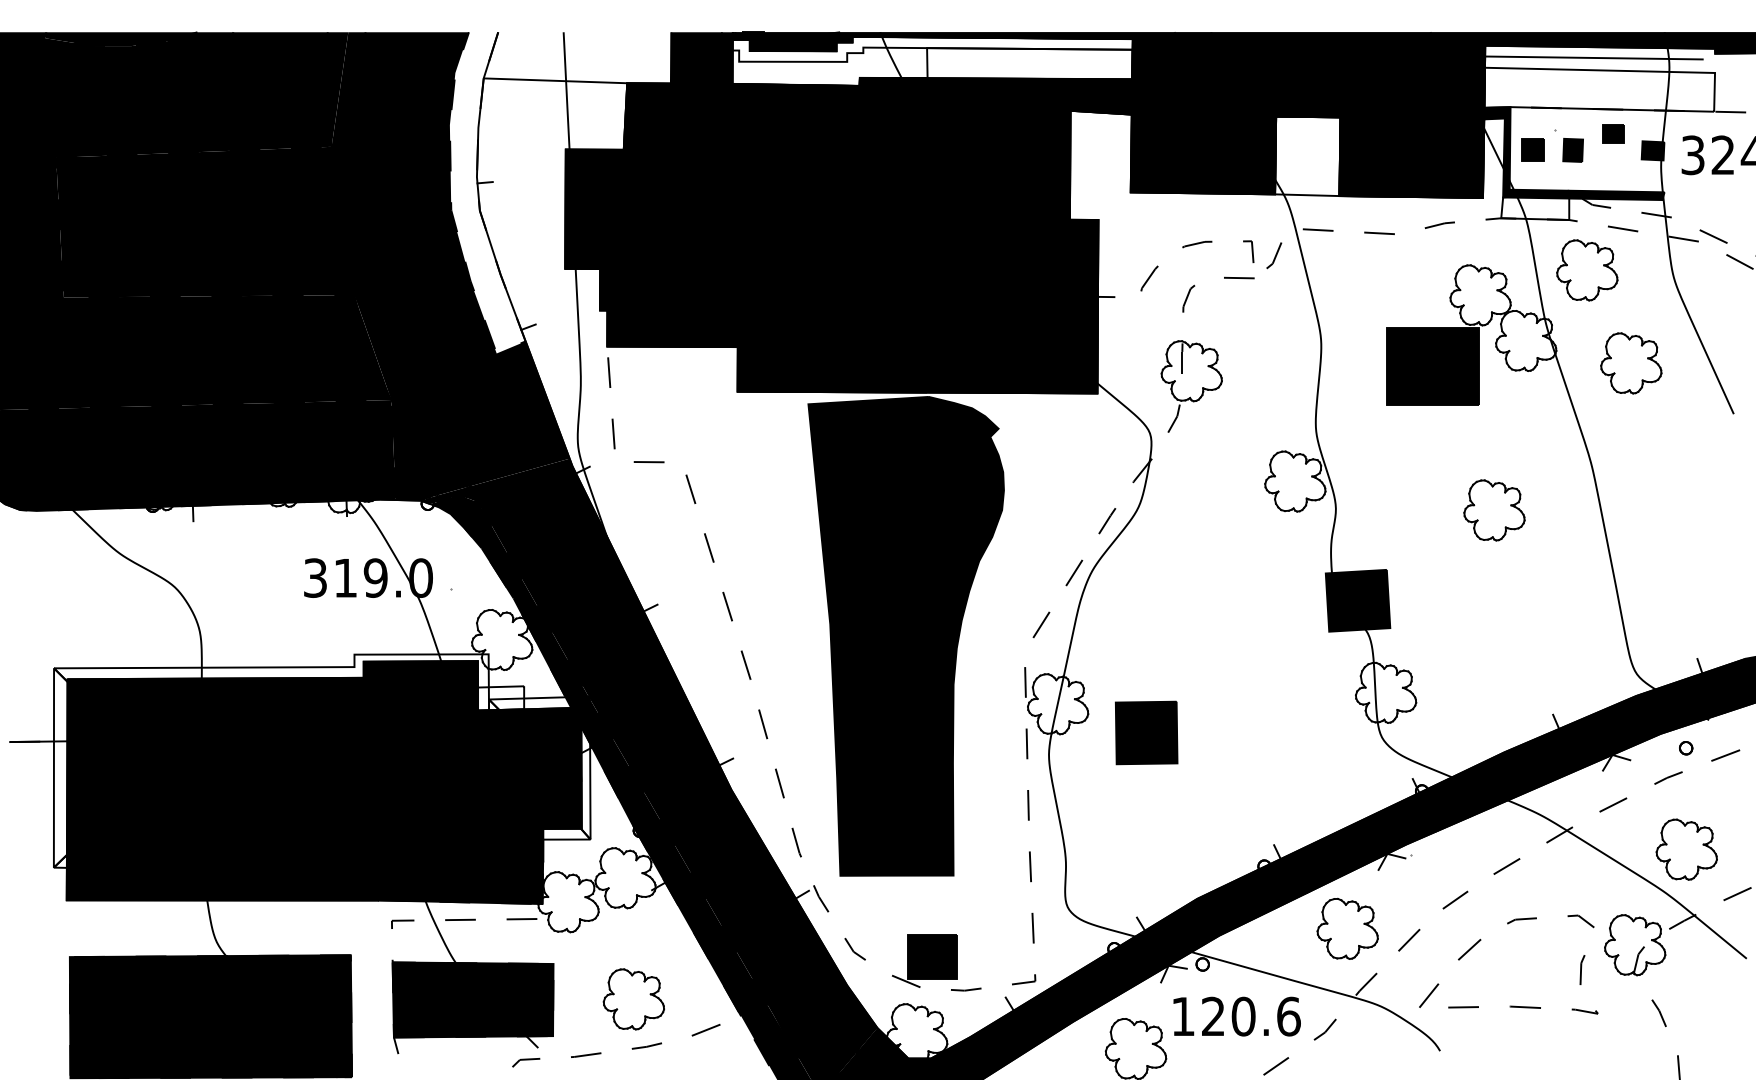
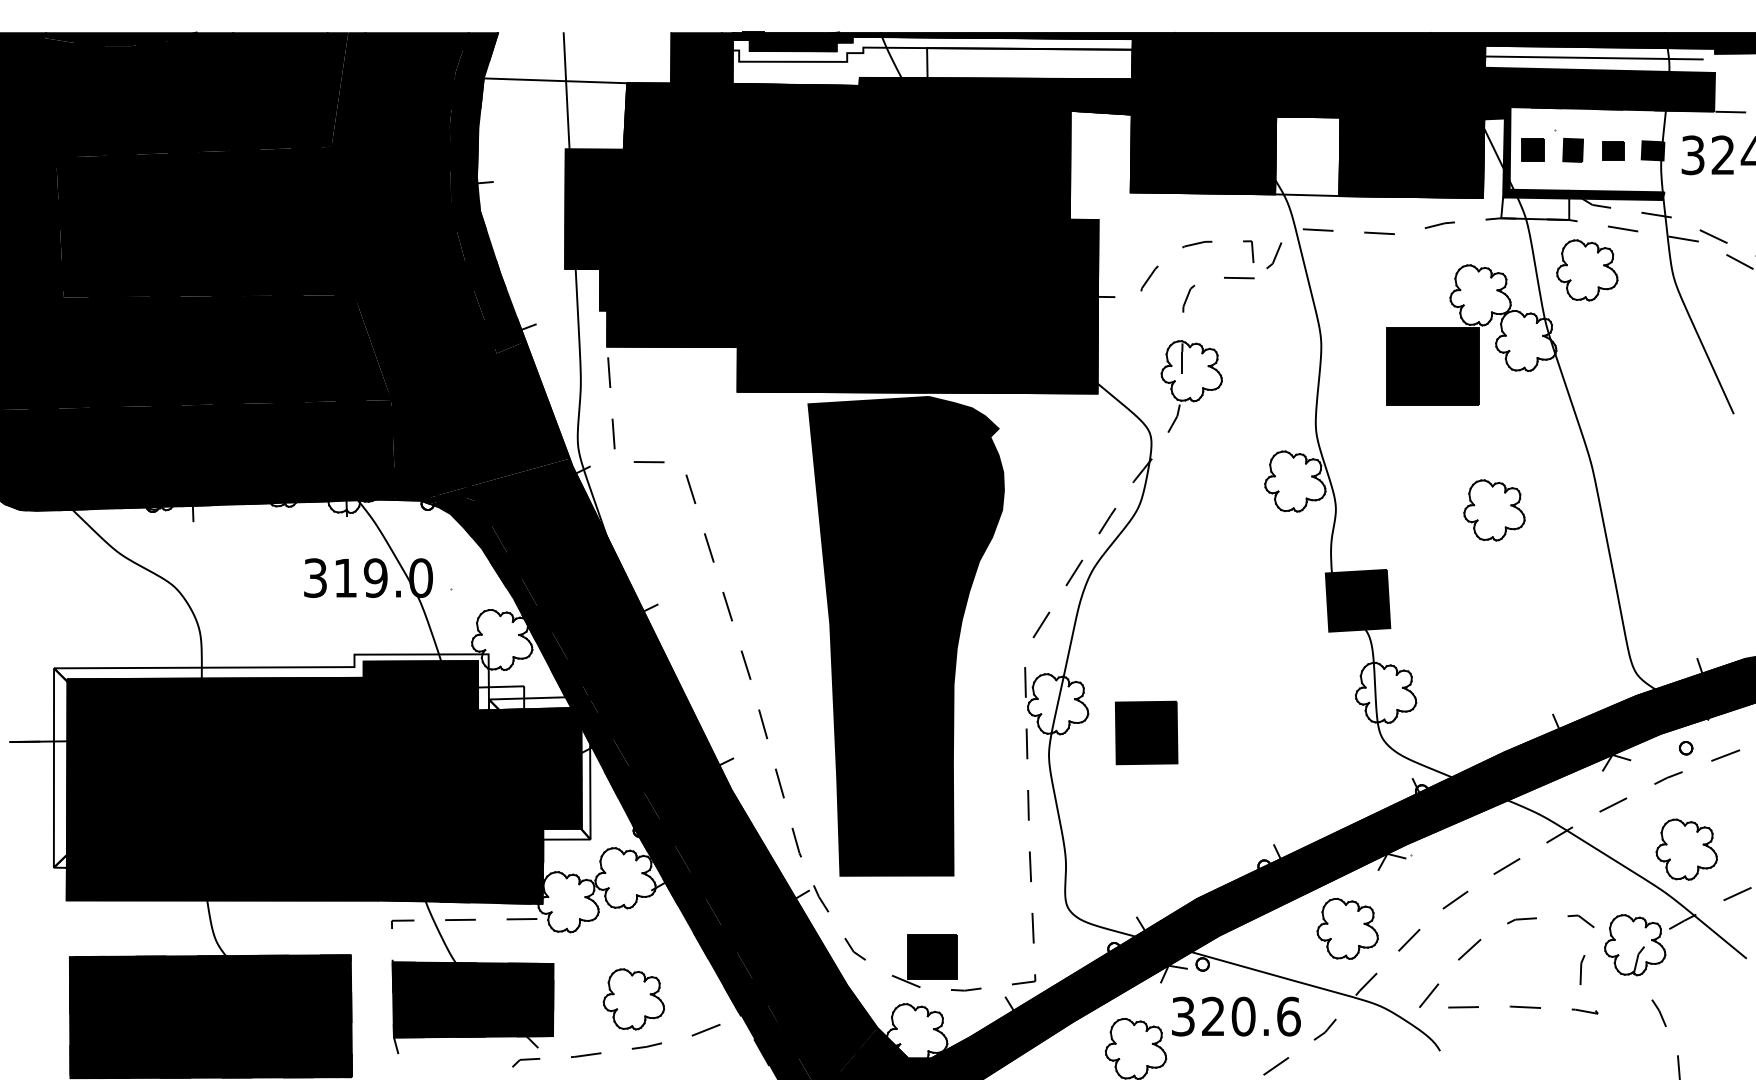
fill: none -> present (1599, 89)
part position: (1613, 133) -> (1613, 150) (1613, 150)
fill: none -> present (487, 192)
part: present -> none (1631, 363)
text: 120.6 -> 320.6 (1183, 1016)
